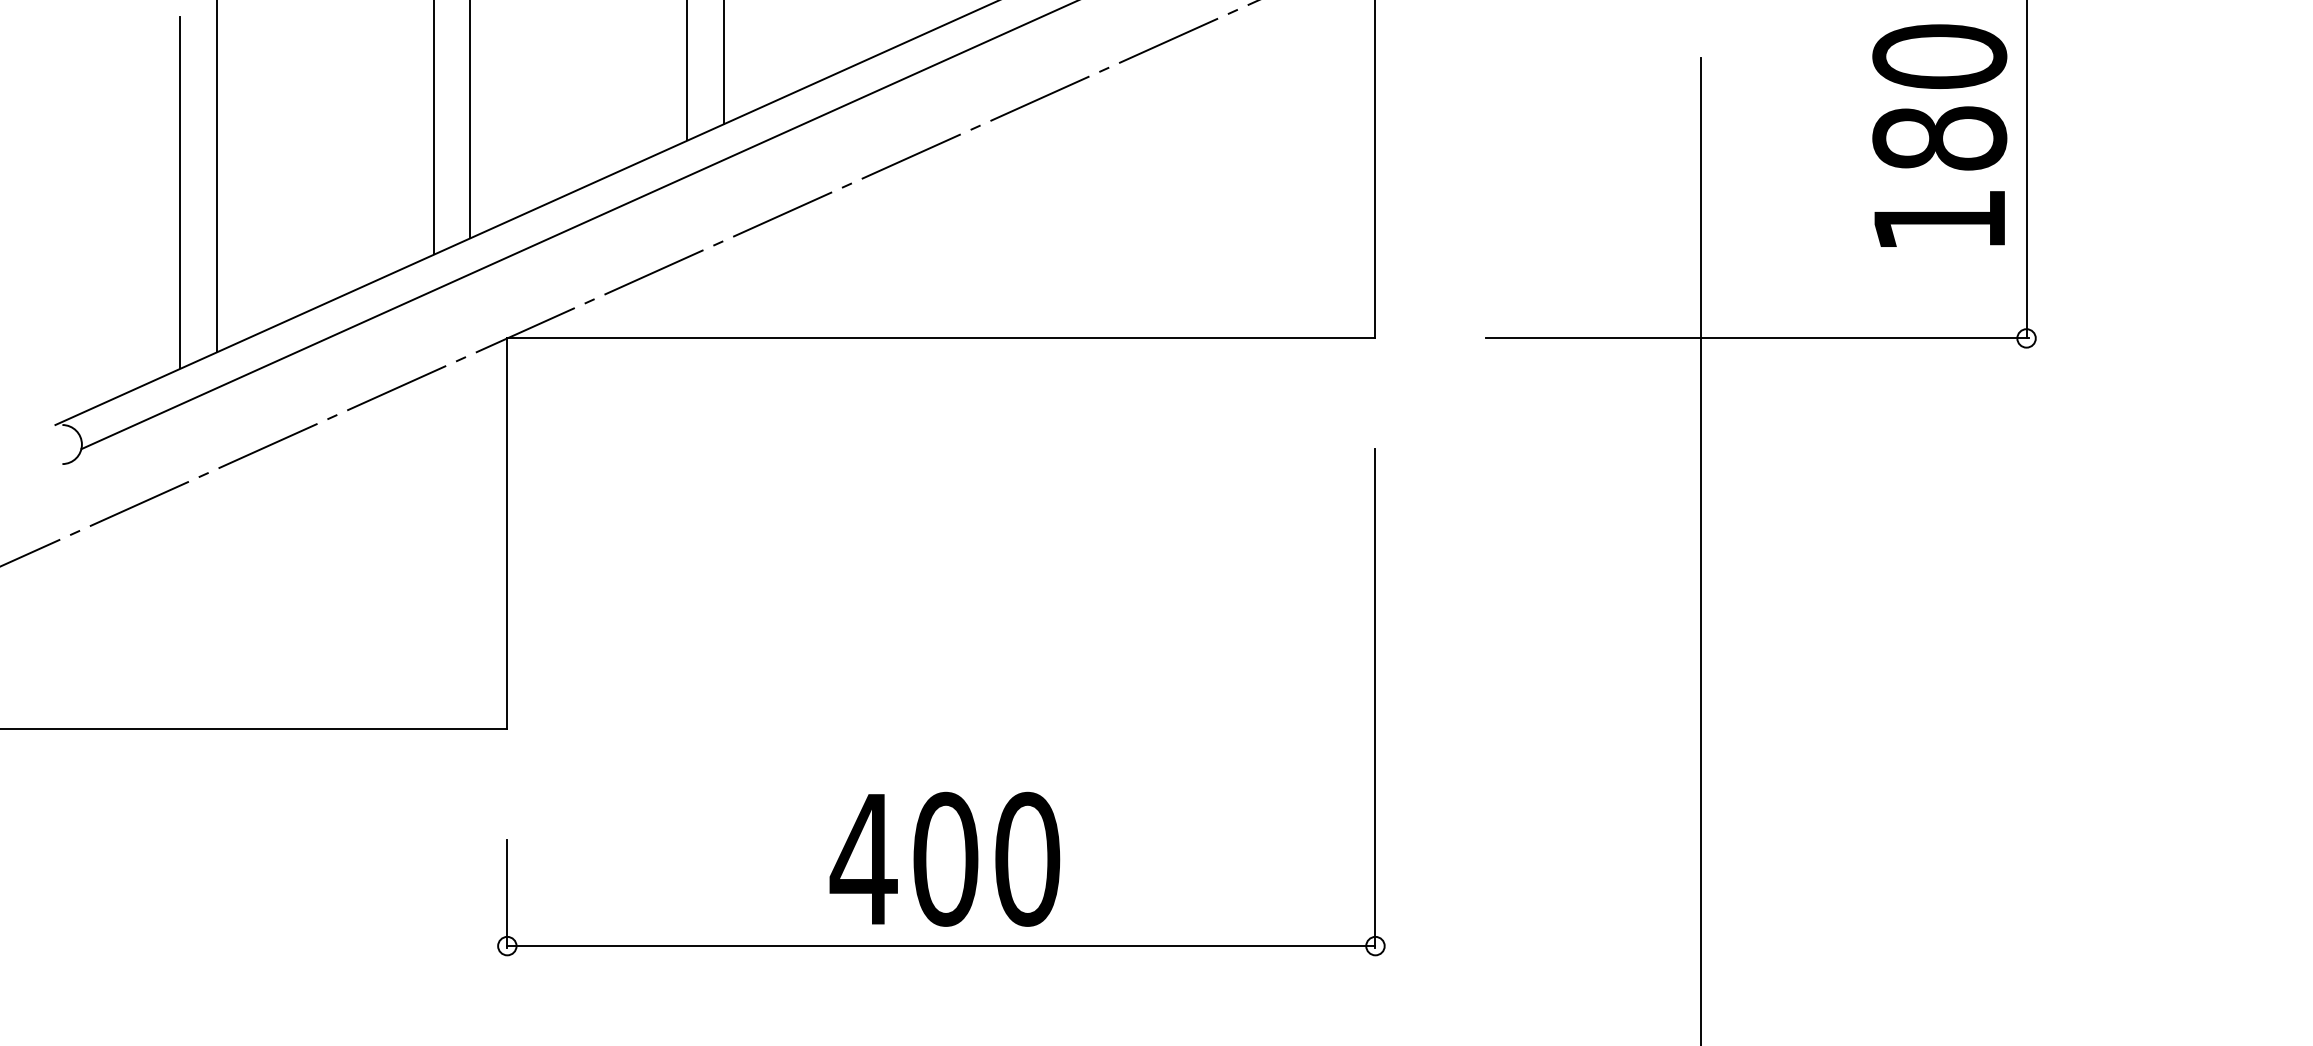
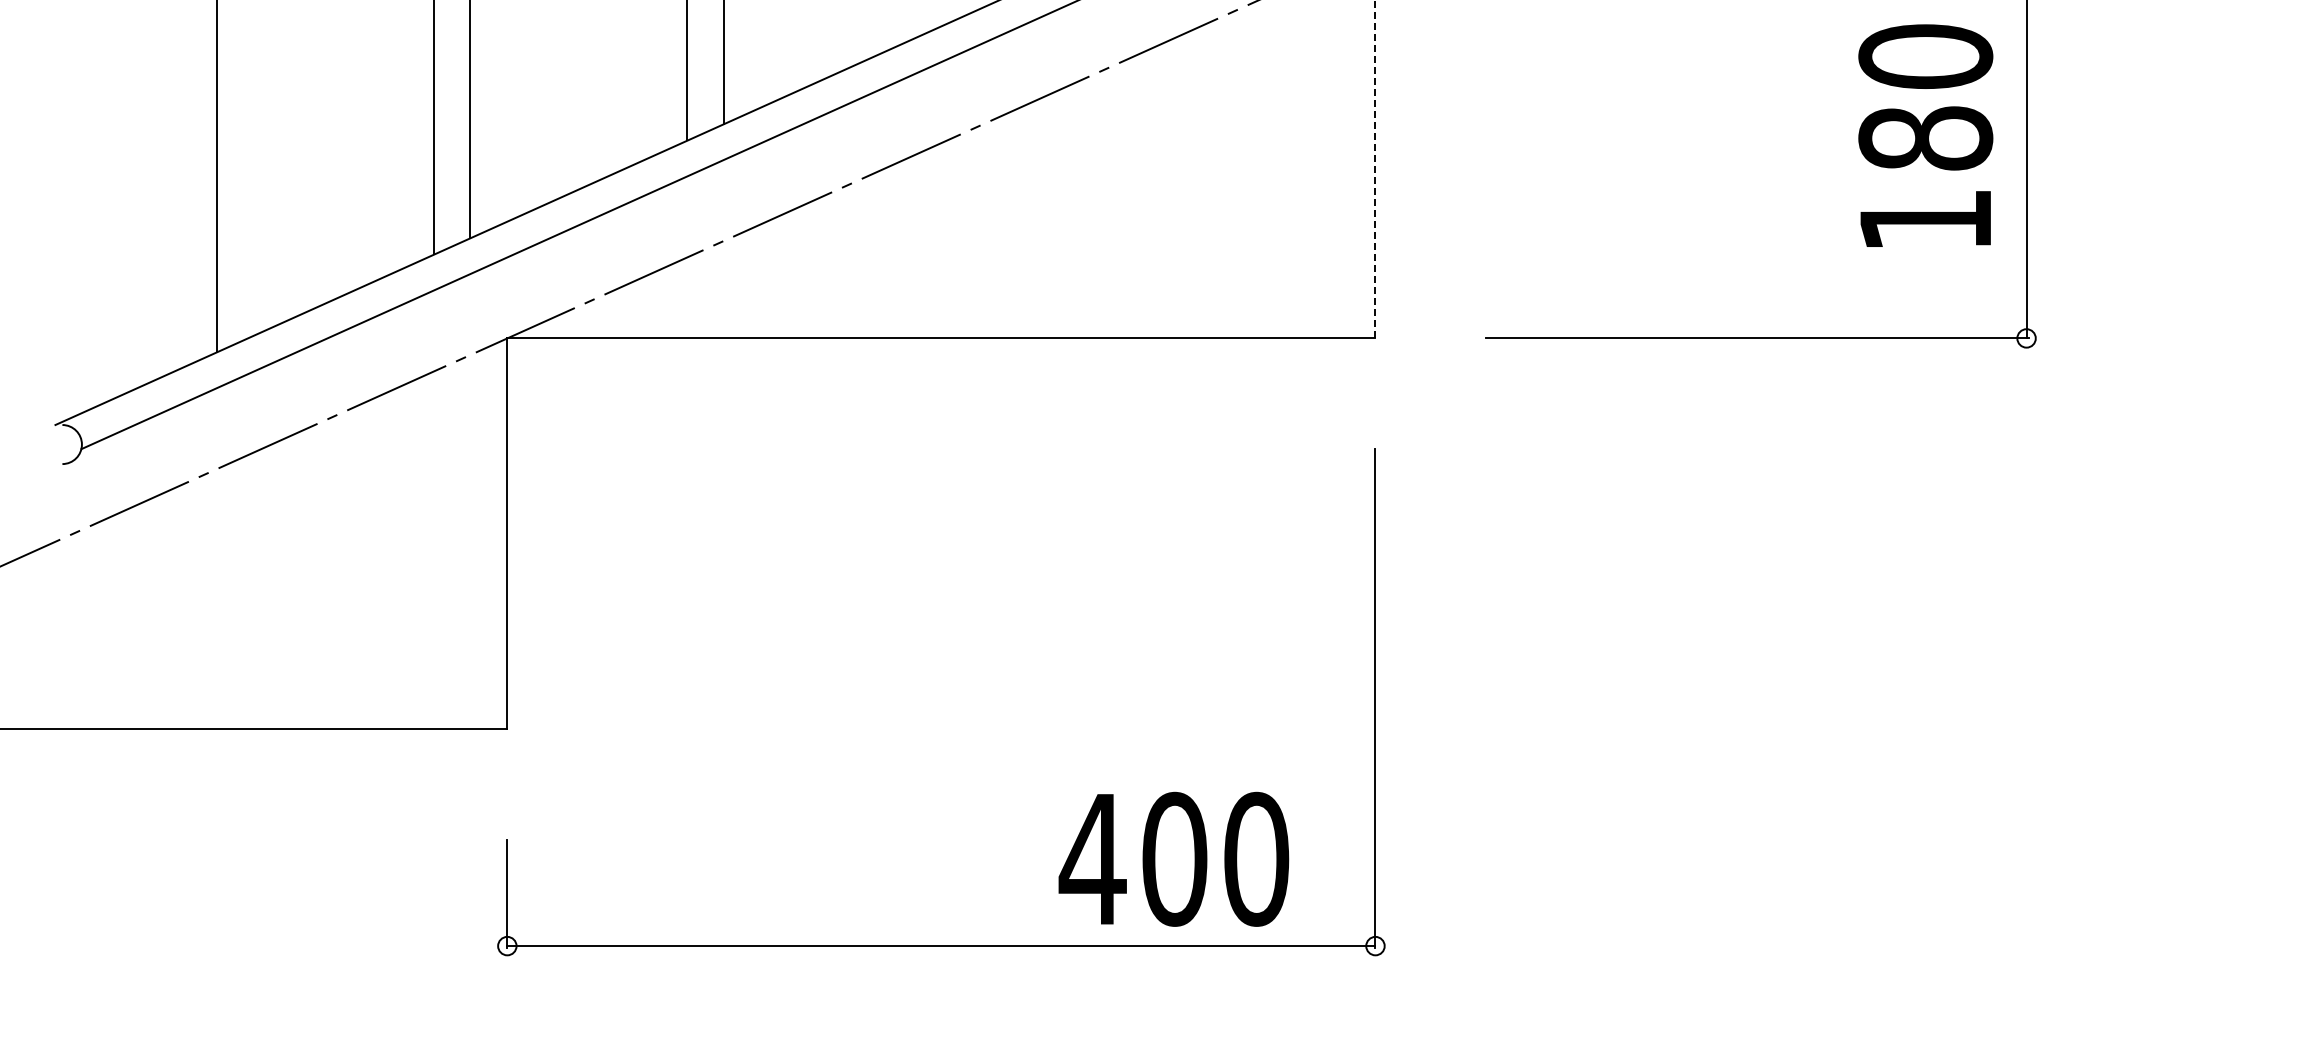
text position: (1939, 135) -> (1925, 135) (1925, 135)
line: solid -> dashed (1375, 169)
line: present -> none (179, 192)
line: present -> none (1701, 550)
text position: (944, 858) -> (1173, 858) (1173, 858)
